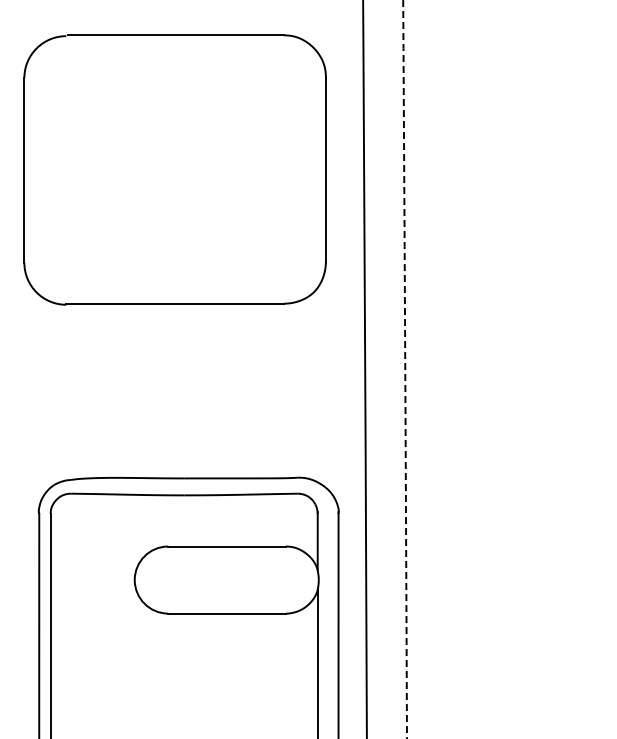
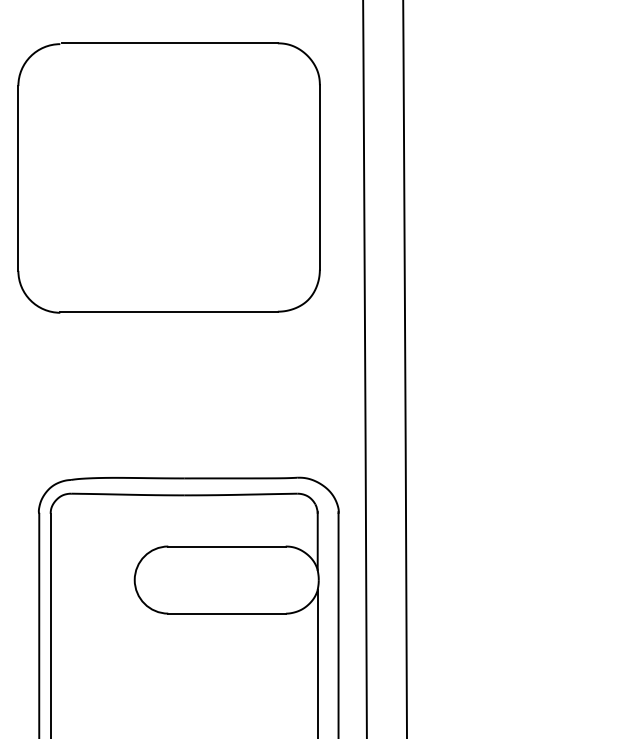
part position: (174, 169) -> (168, 177) (168, 177)
arc: dashed -> solid (405, 368)
